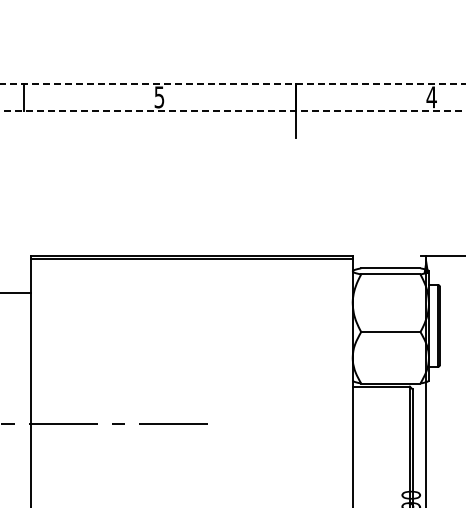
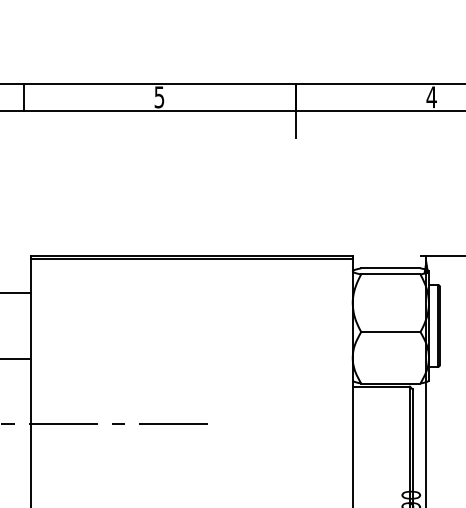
line: dashed -> solid (233, 83)
line: dashed -> solid (233, 110)
line: none -> present (16, 358)
